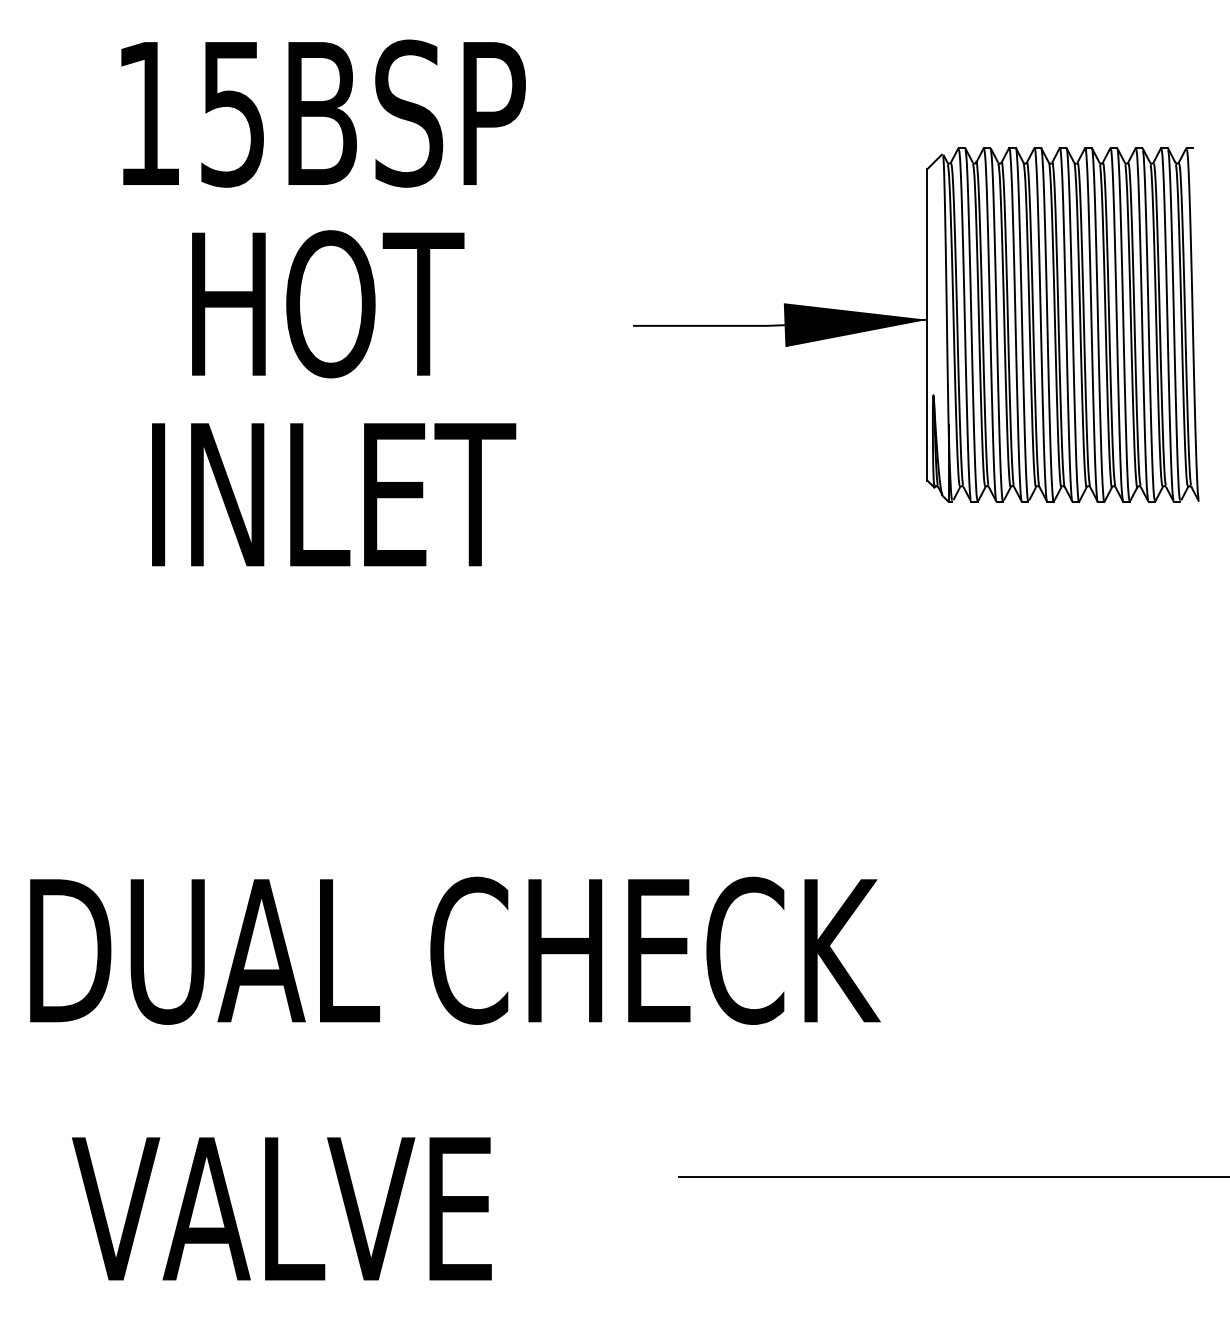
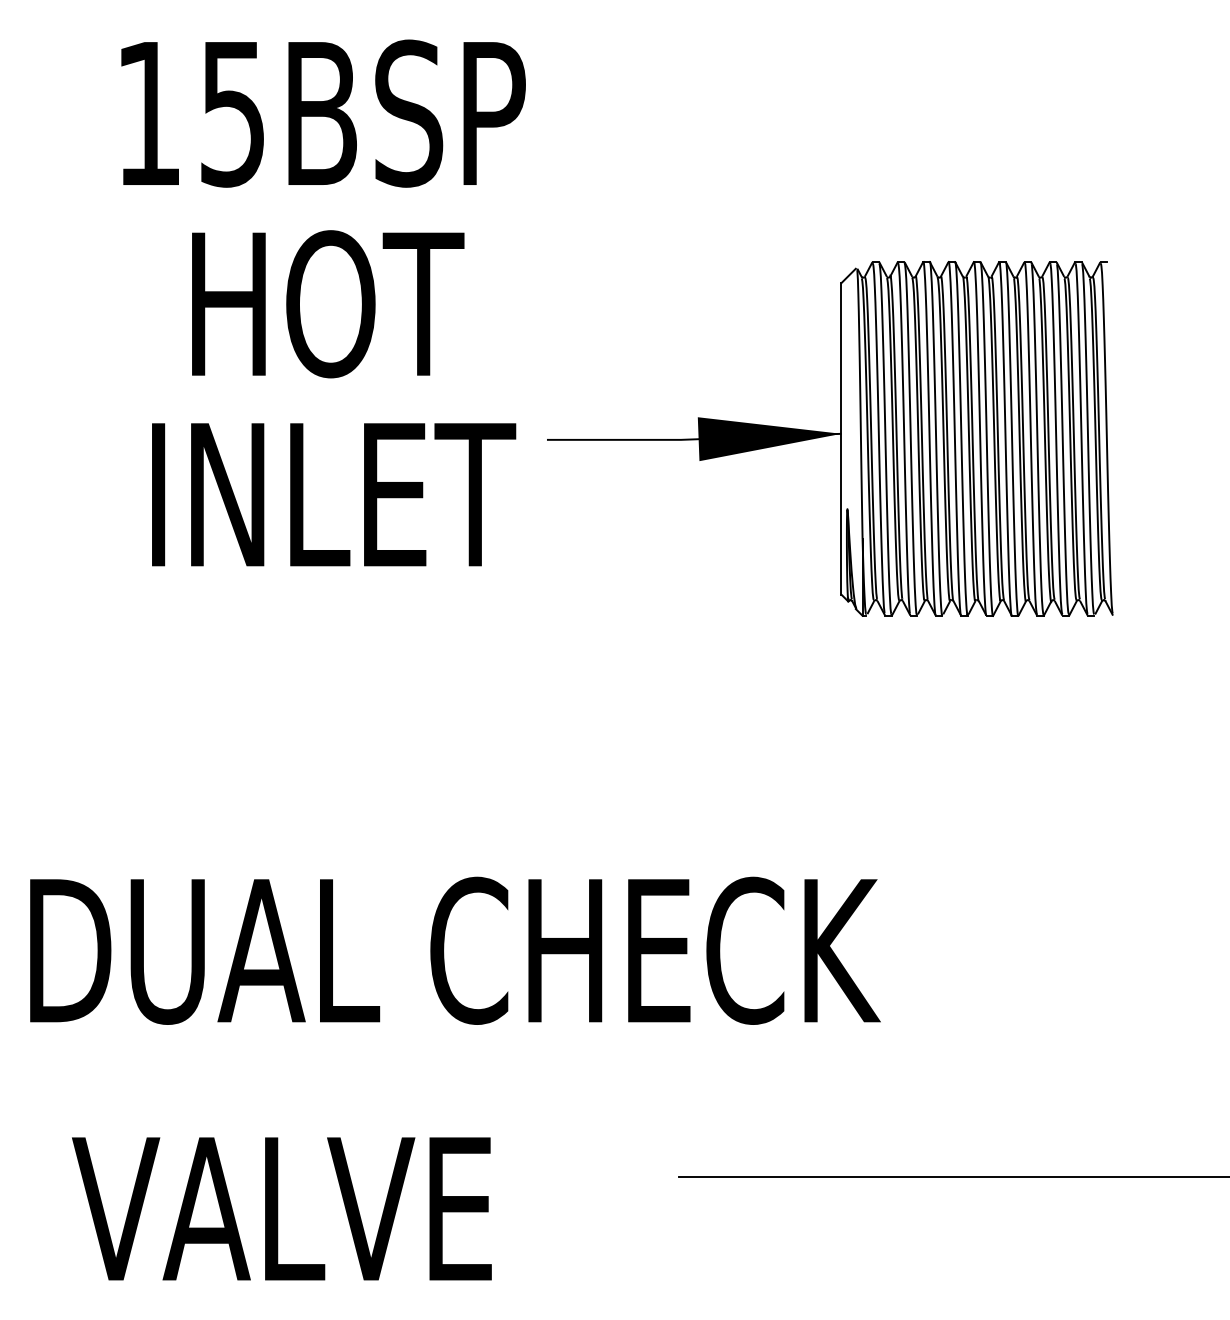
part position: (916, 324) -> (830, 438) (830, 438)
